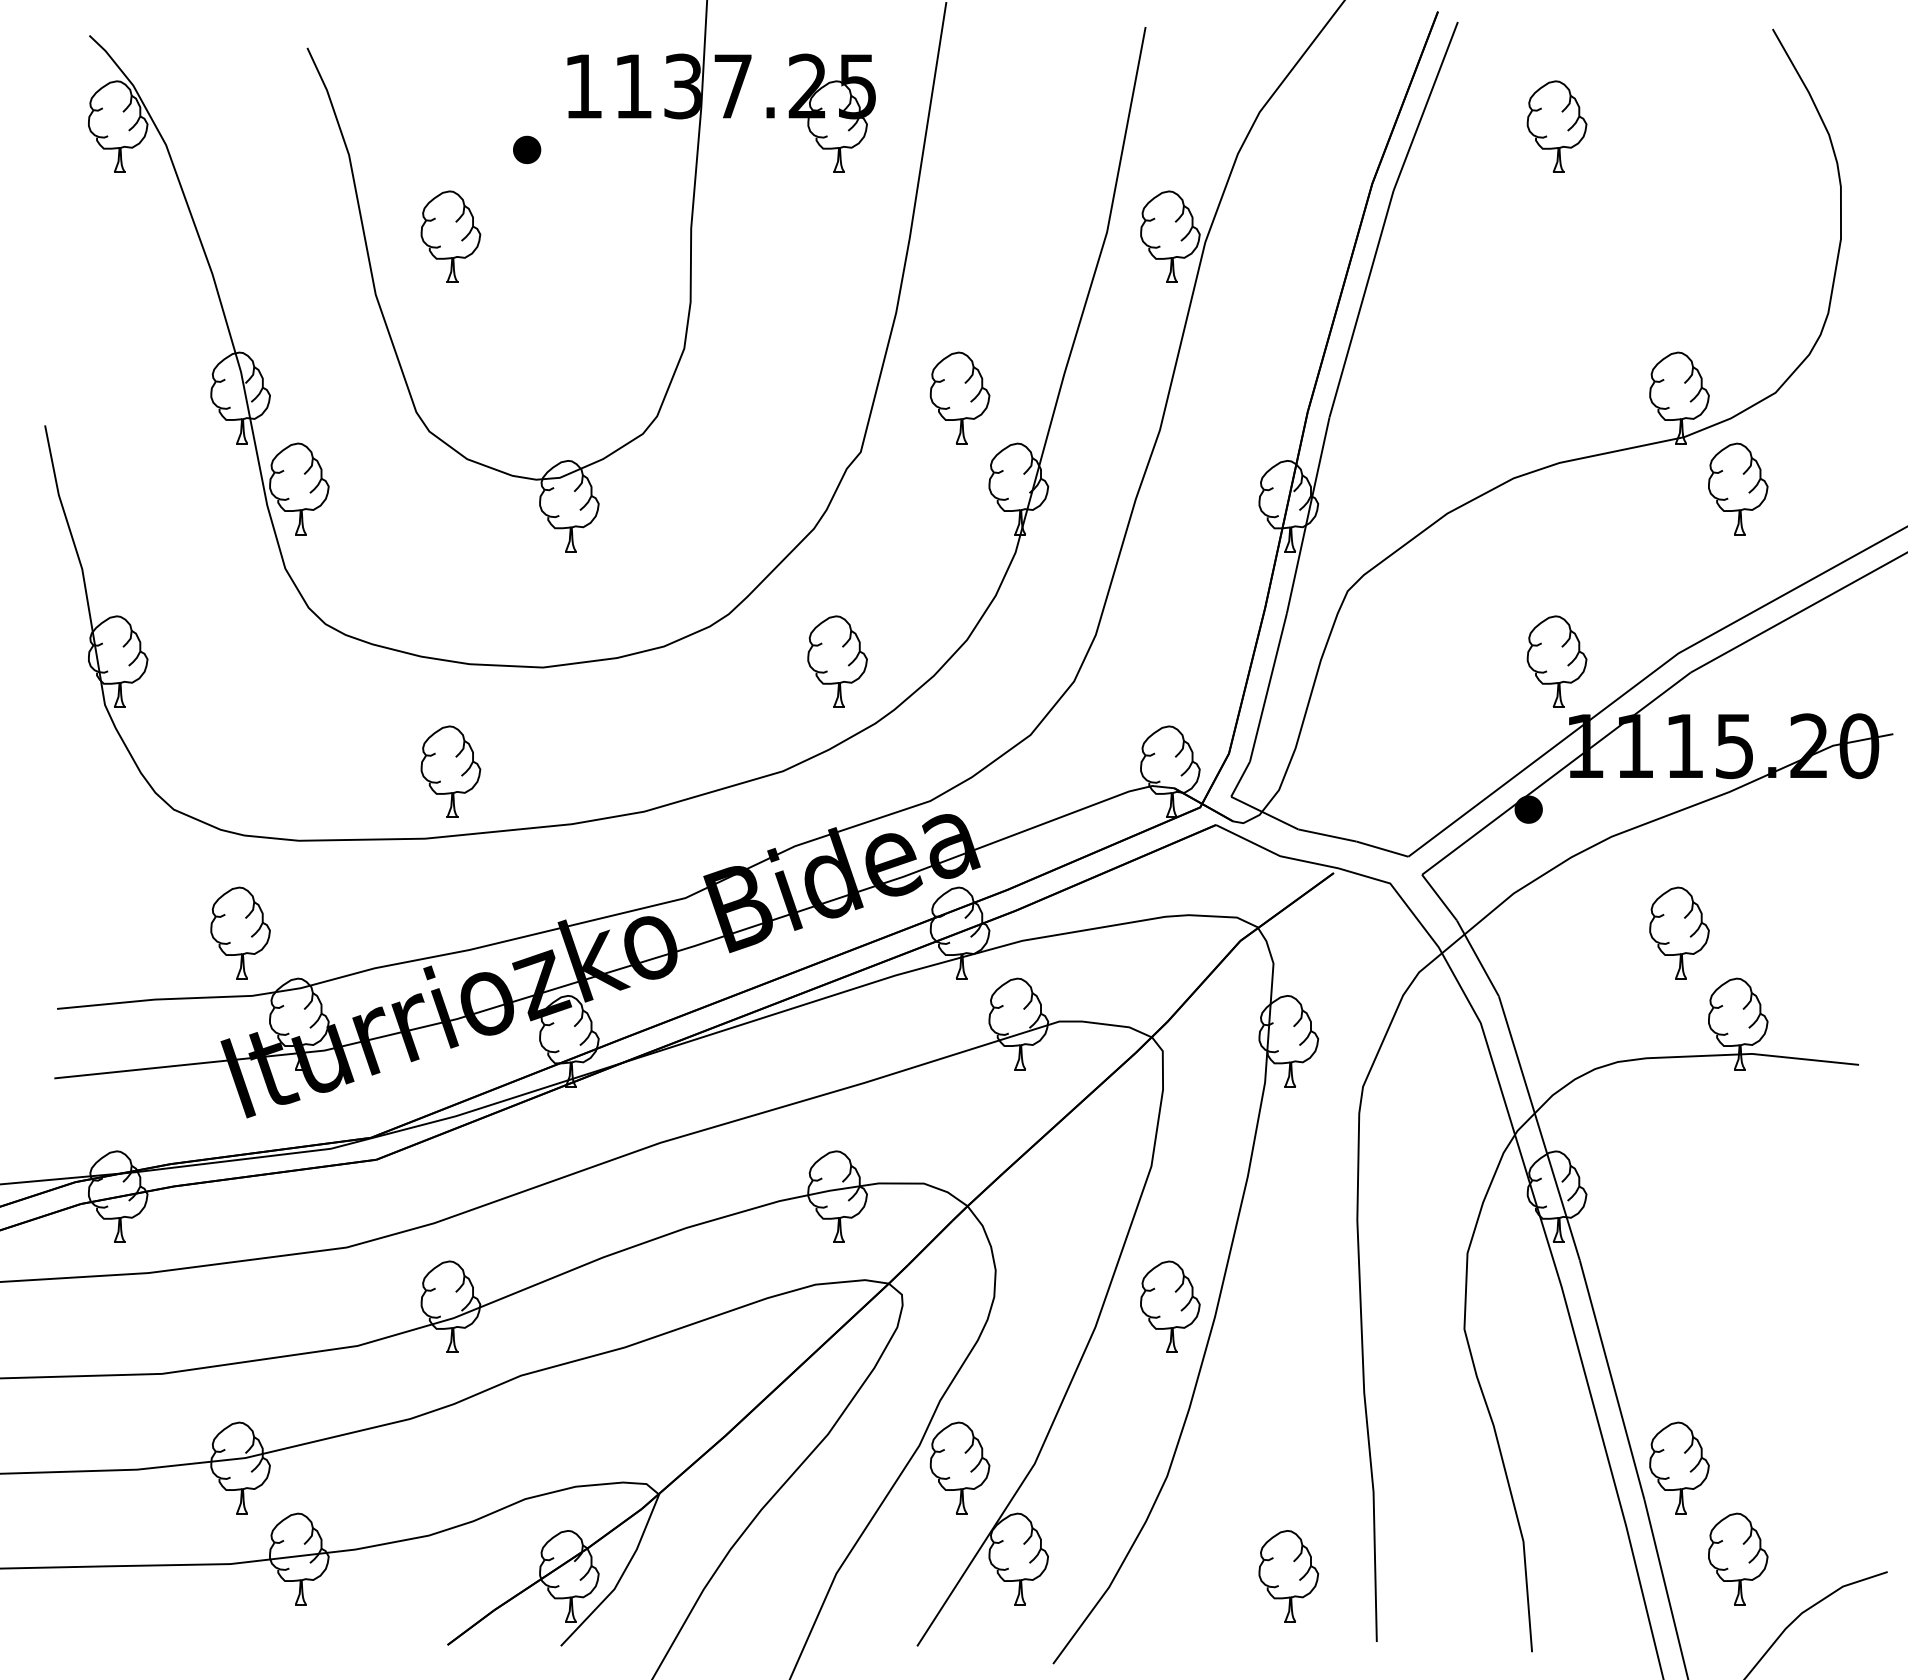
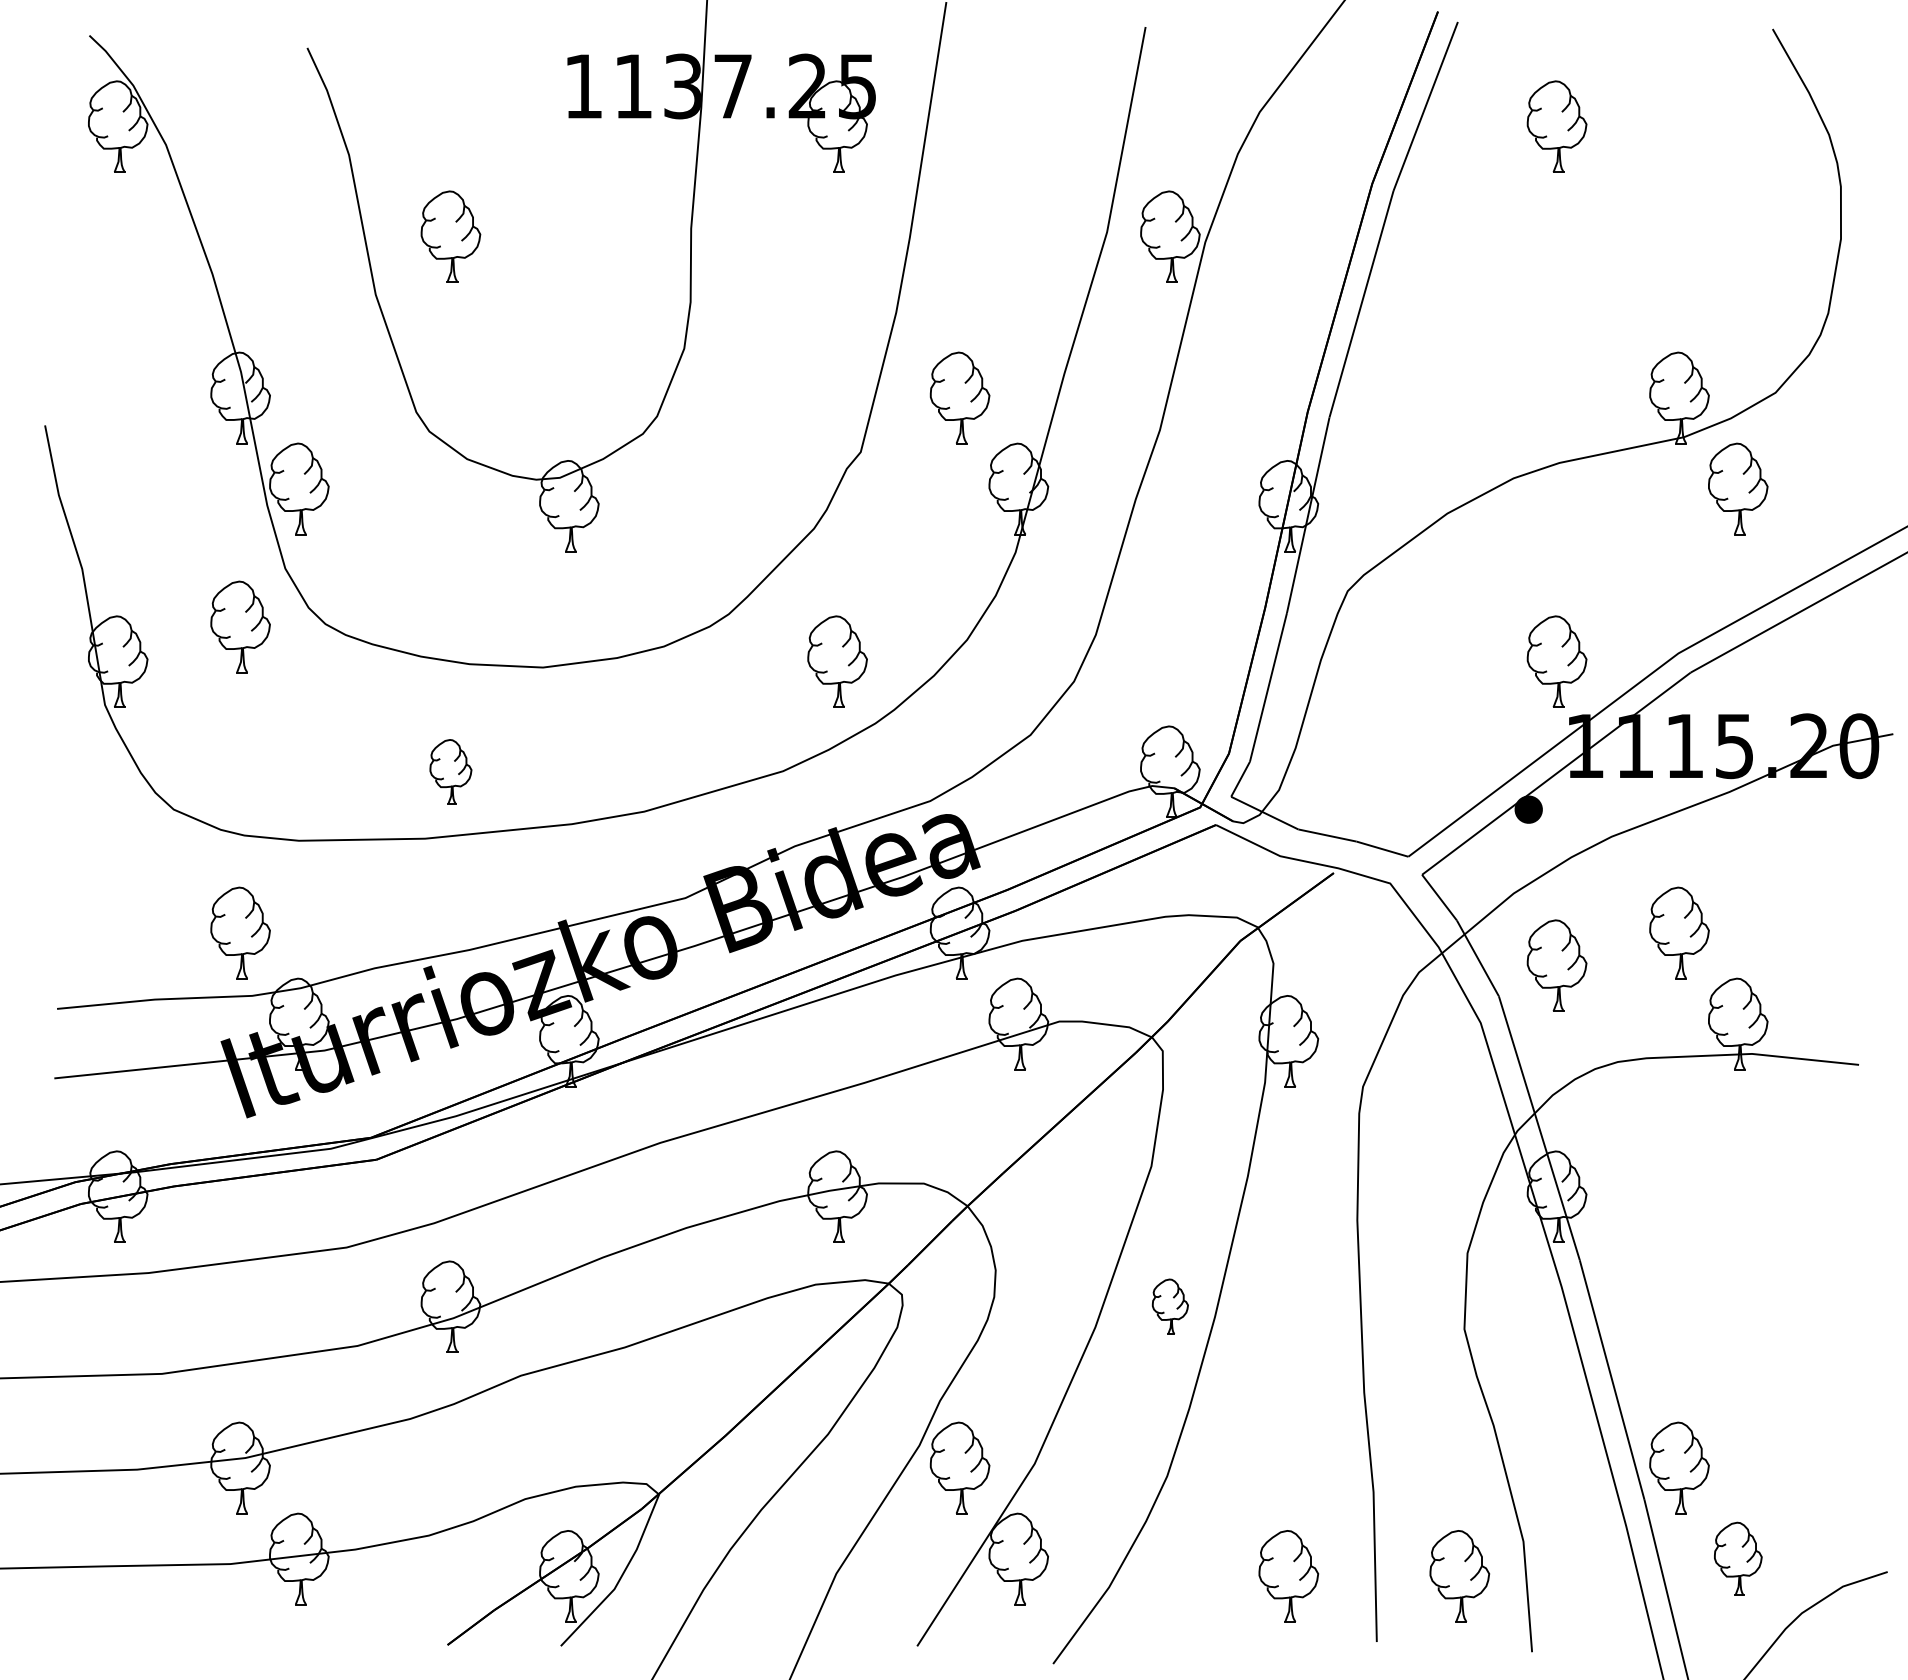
part: present -> none (527, 149)
part: none -> present (240, 626)
part size: 62x93 px -> 44x66 px (450, 771)
part: none -> present (1556, 965)
part size: 61x93 px -> 38x57 px (1169, 1306)
part size: 61x94 px -> 49x75 px (1738, 1558)
part: none -> present (1459, 1576)
